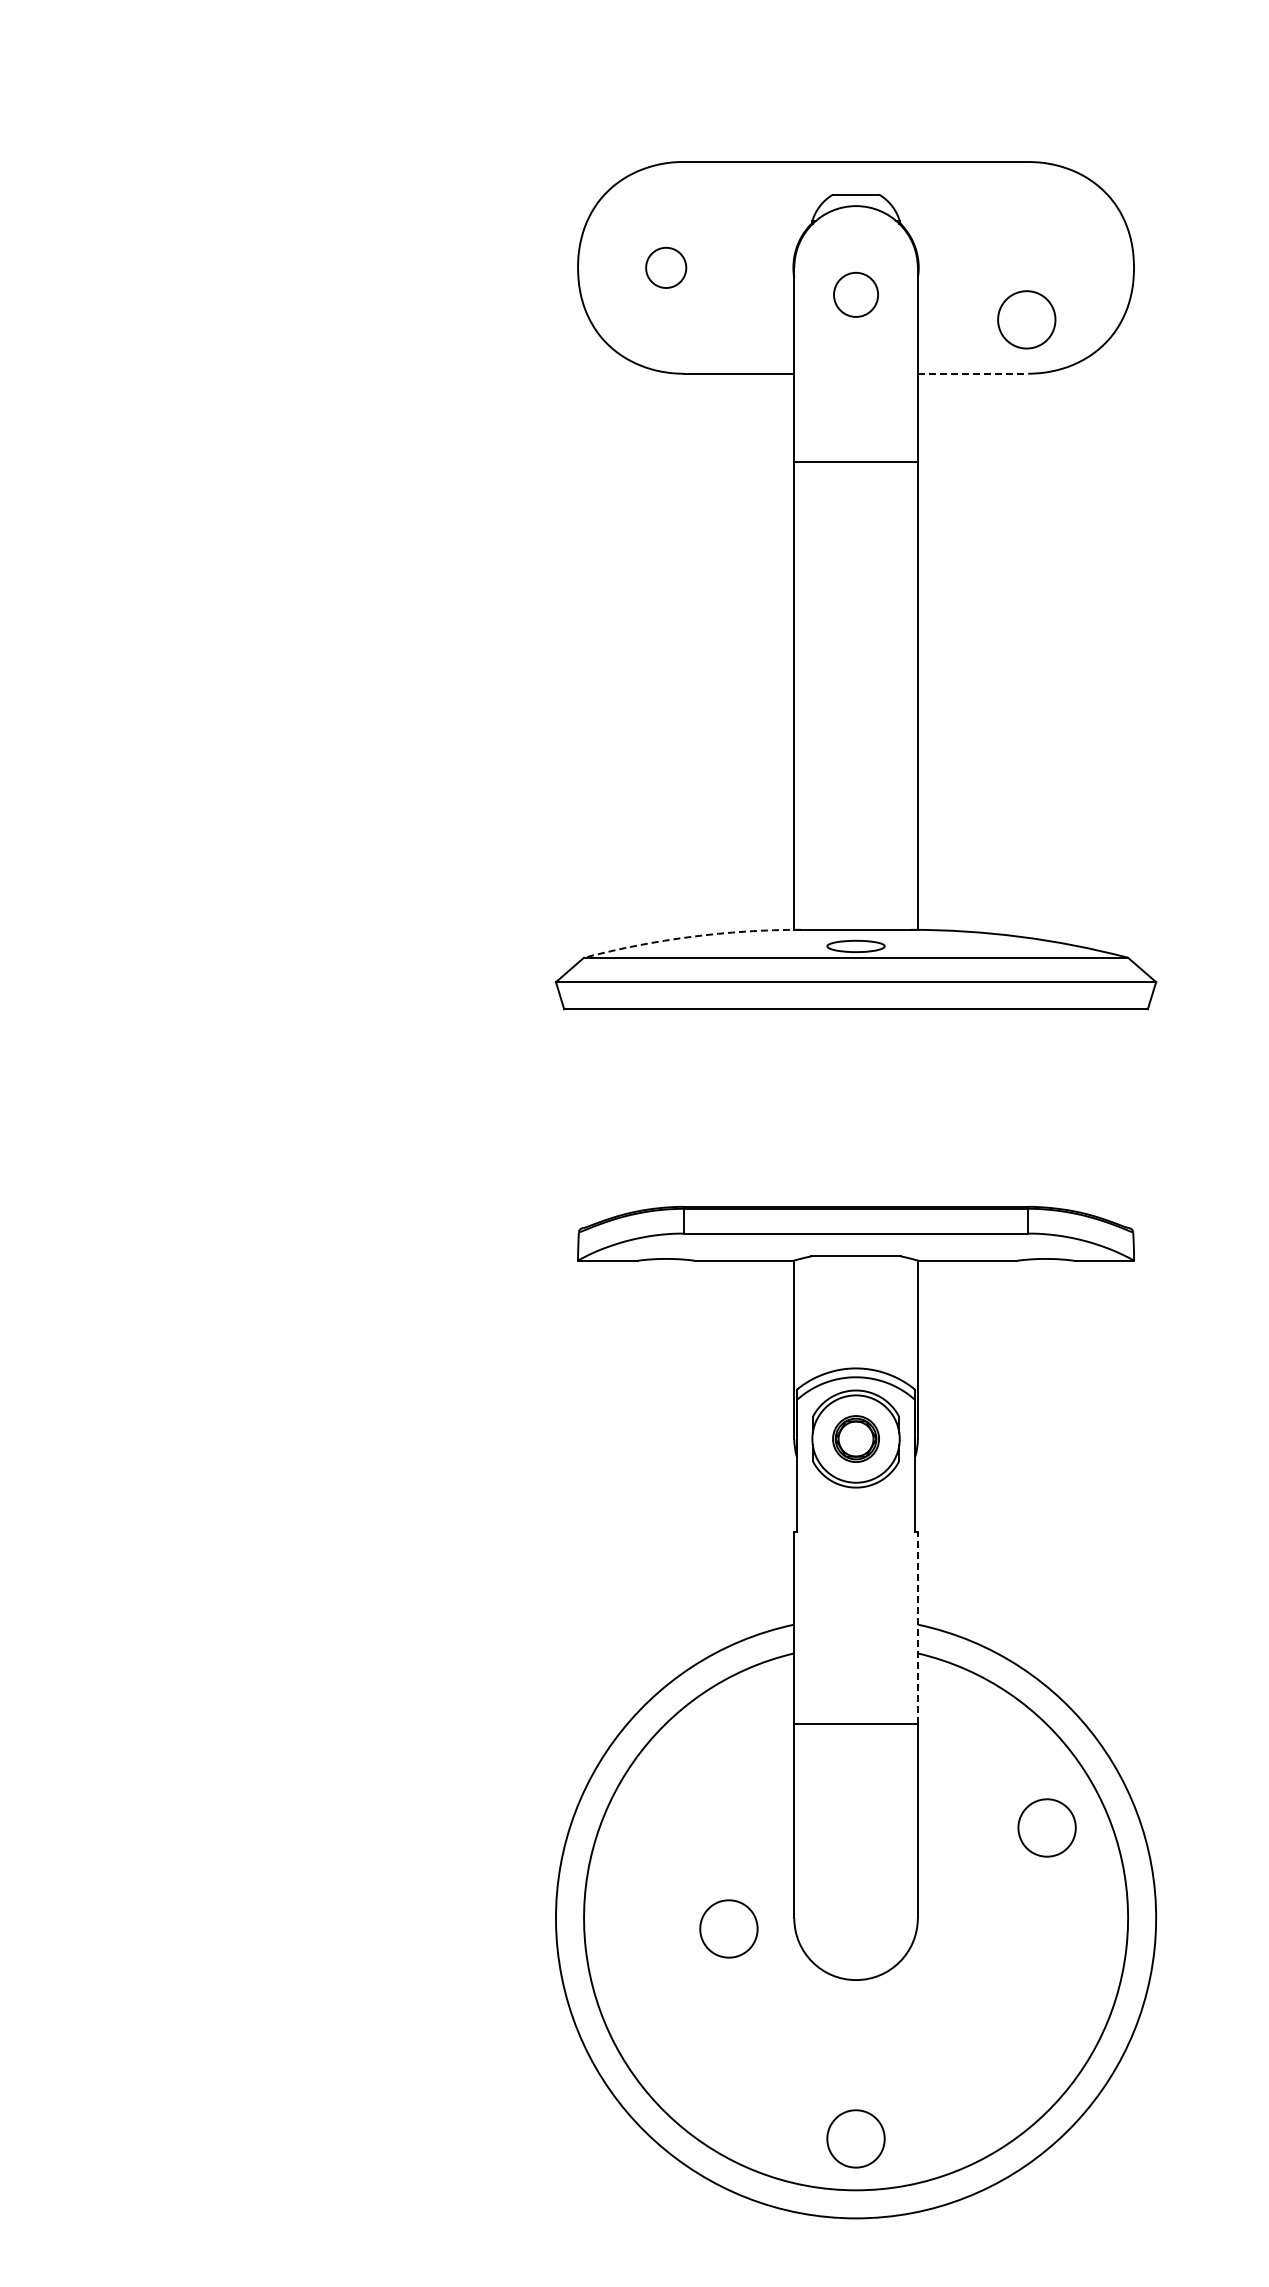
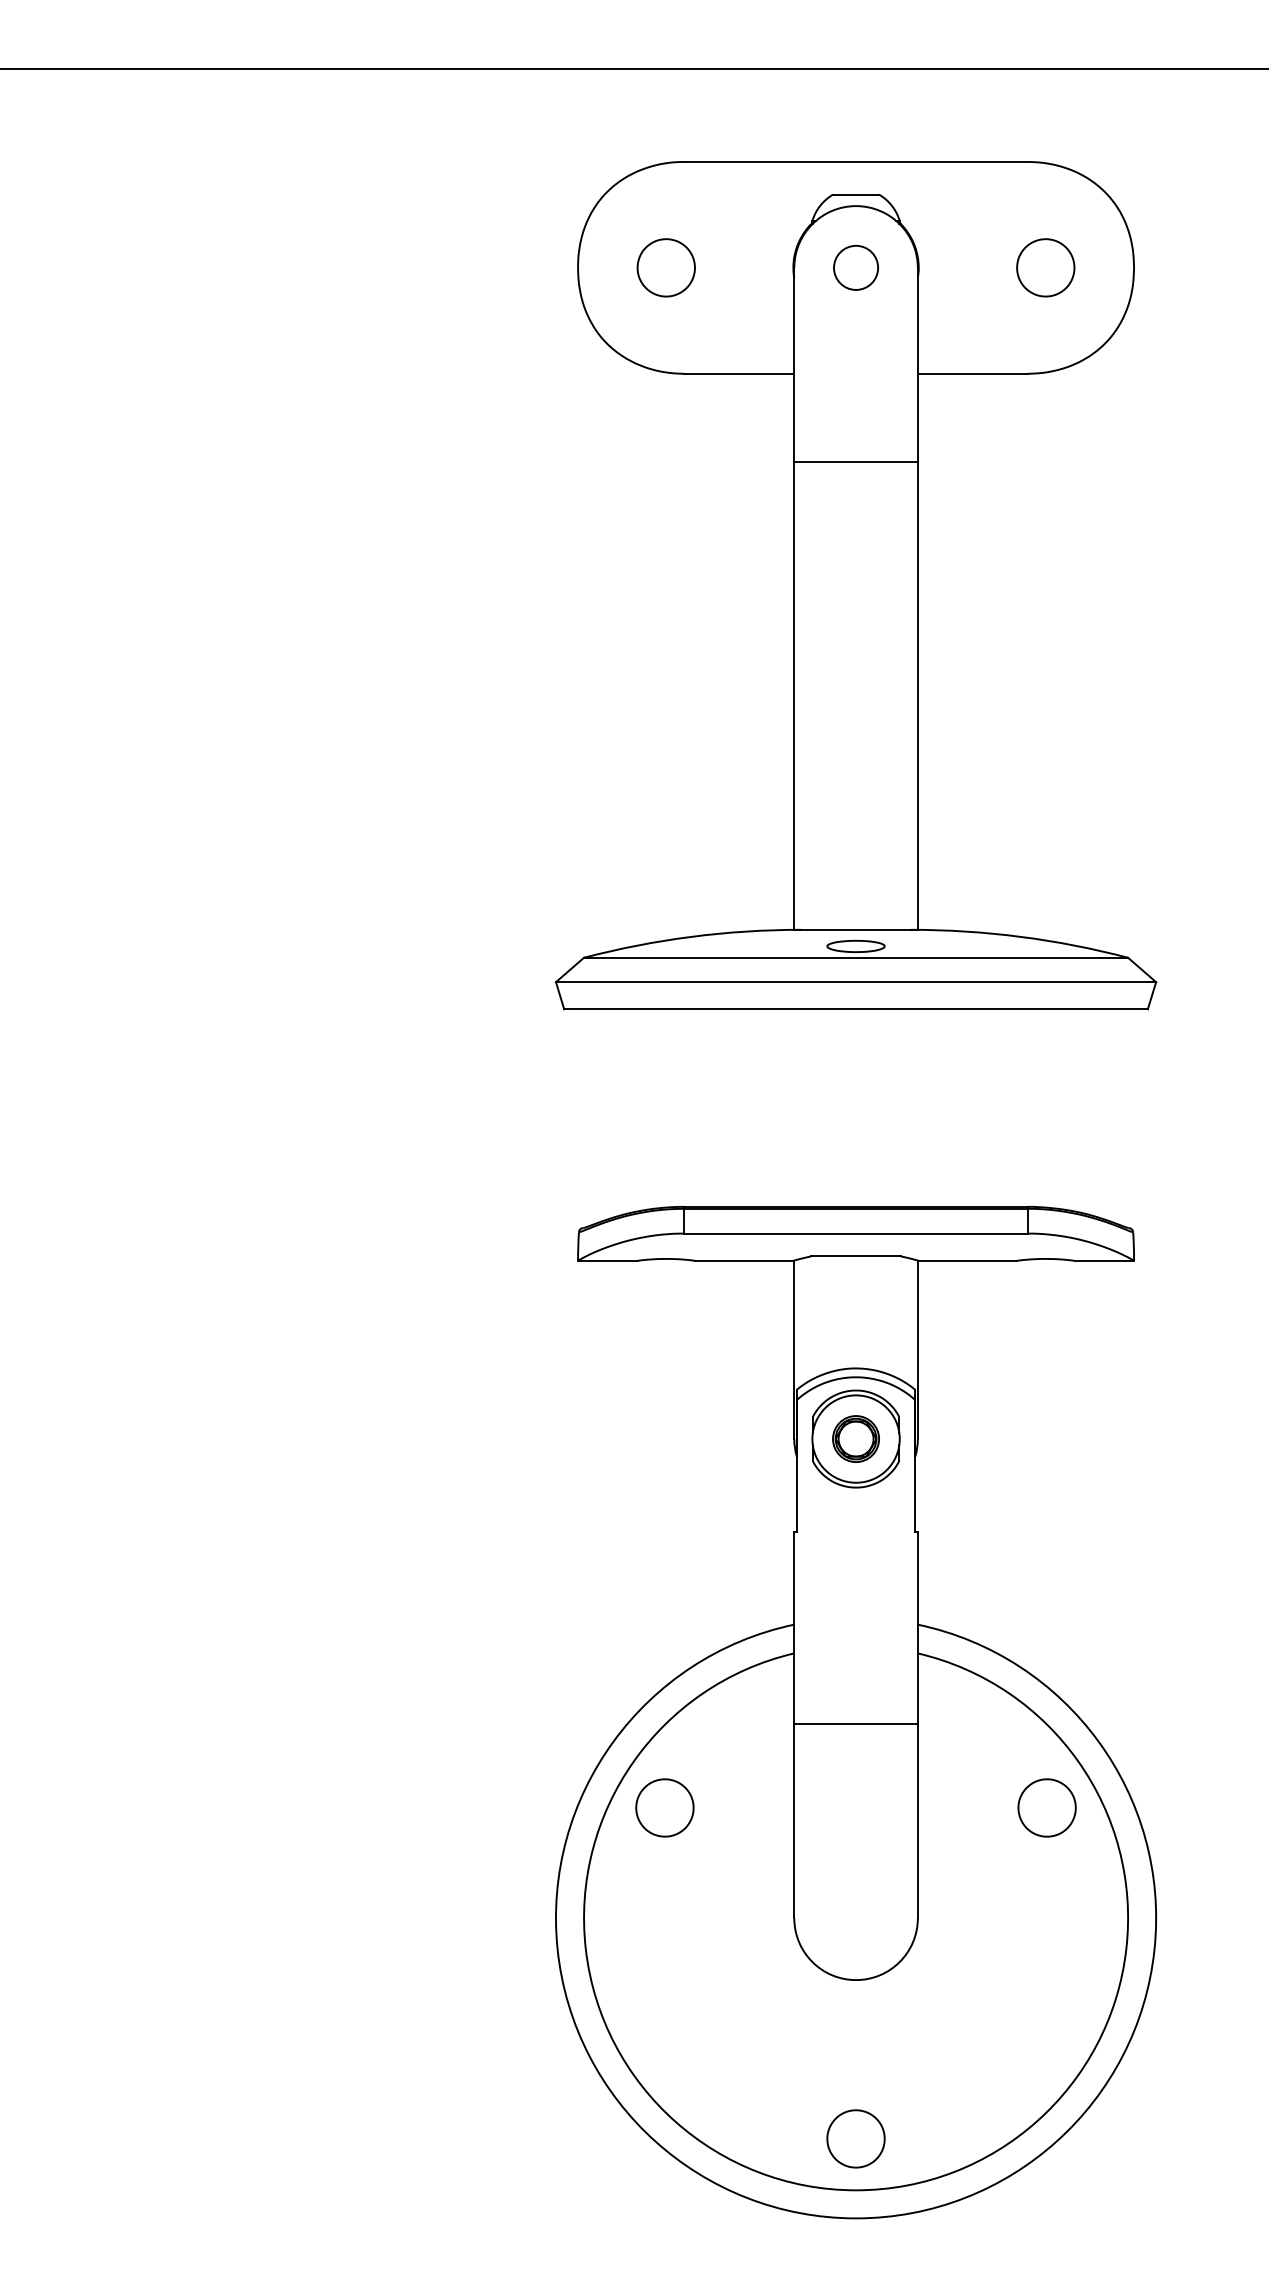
line: none -> present (633, 68)
part size: 43x43 px -> 60x60 px (665, 267)
circle position: (855, 294) -> (855, 267) (855, 267)
part position: (1026, 319) -> (1045, 267) (1045, 267)
line: dashed -> solid (973, 373)
arc: dashed -> solid (691, 936)
line: dashed -> solid (917, 1627)
part position: (1046, 1827) -> (1046, 1807) (1046, 1807)
part position: (728, 1928) -> (664, 1807) (664, 1807)
